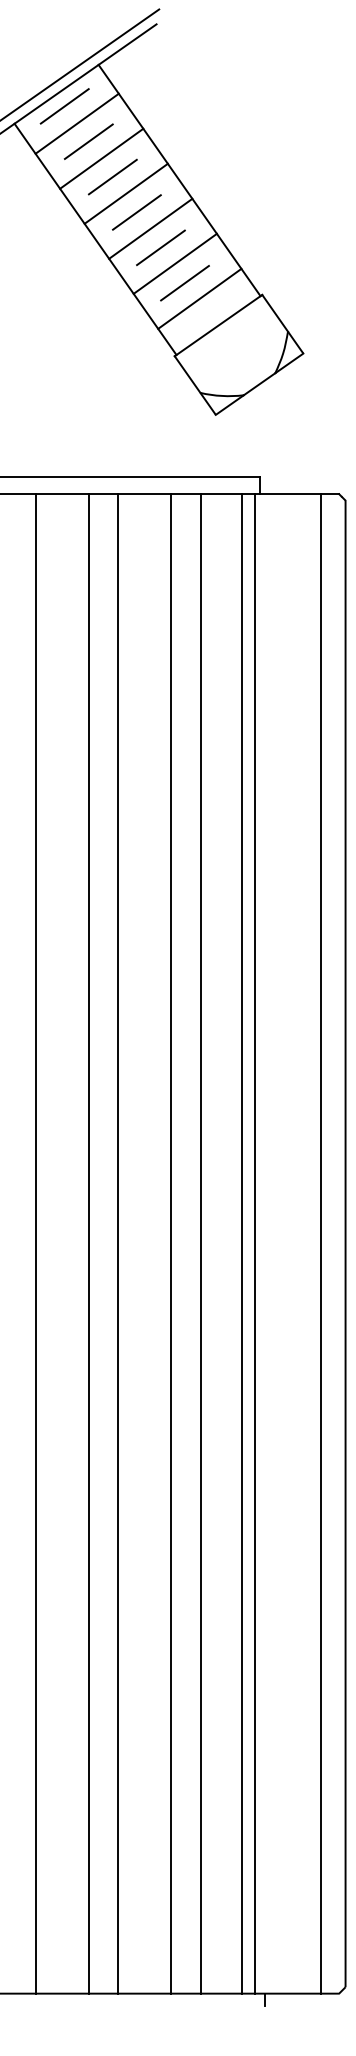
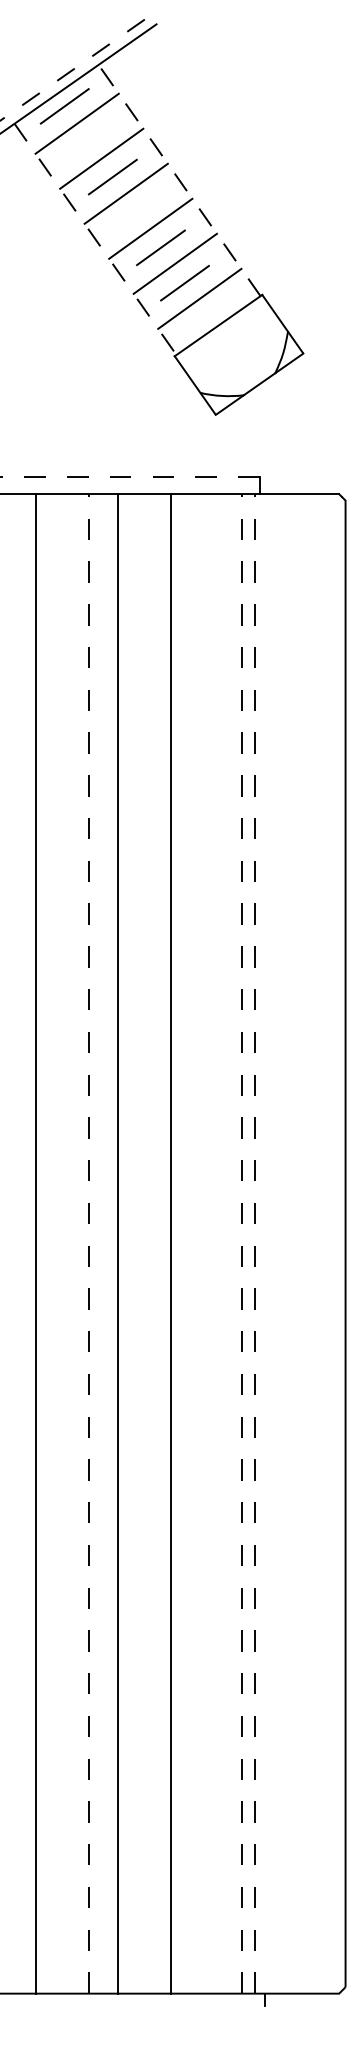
line: solid -> dashed (79, 65)
line: present -> none (88, 141)
line: solid -> dashed (179, 180)
line: present -> none (136, 212)
line: solid -> dashed (95, 239)
line: solid -> dashed (129, 477)
line: solid -> dashed (88, 1243)
line: present -> none (200, 1243)
line: solid -> dashed (241, 1243)
line: solid -> dashed (254, 1243)
line: present -> none (321, 1243)
